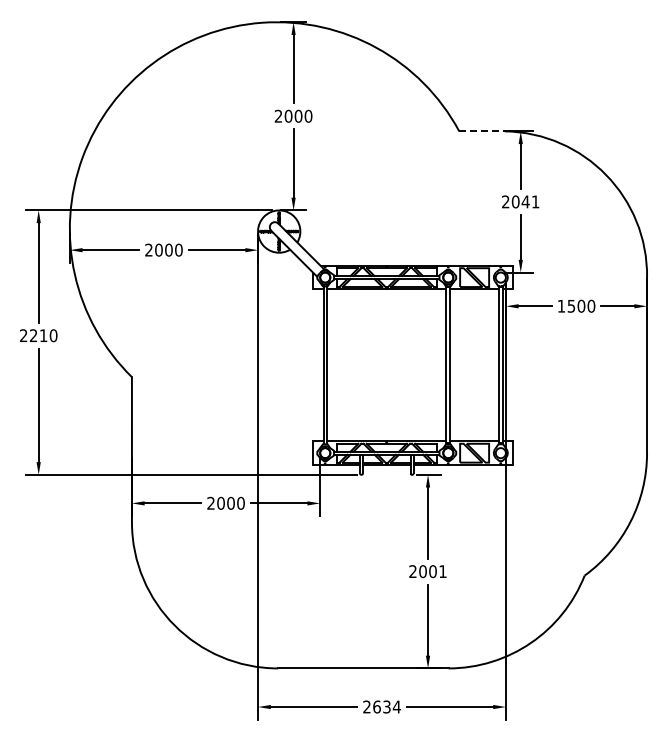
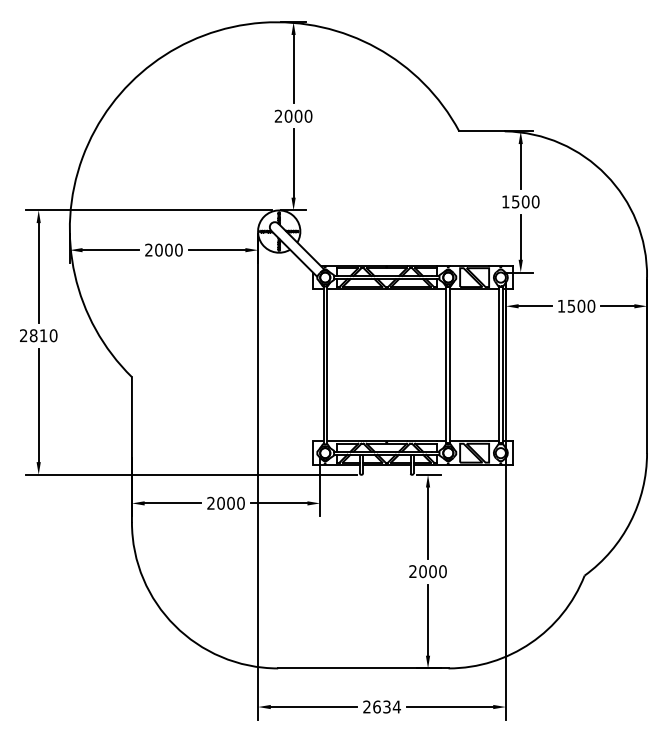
line: dashed -> solid (482, 131)
text: 2041 -> 1500 (520, 201)
text: 2210 -> 2810 (33, 335)
text: 2001 -> 2000 (442, 571)
